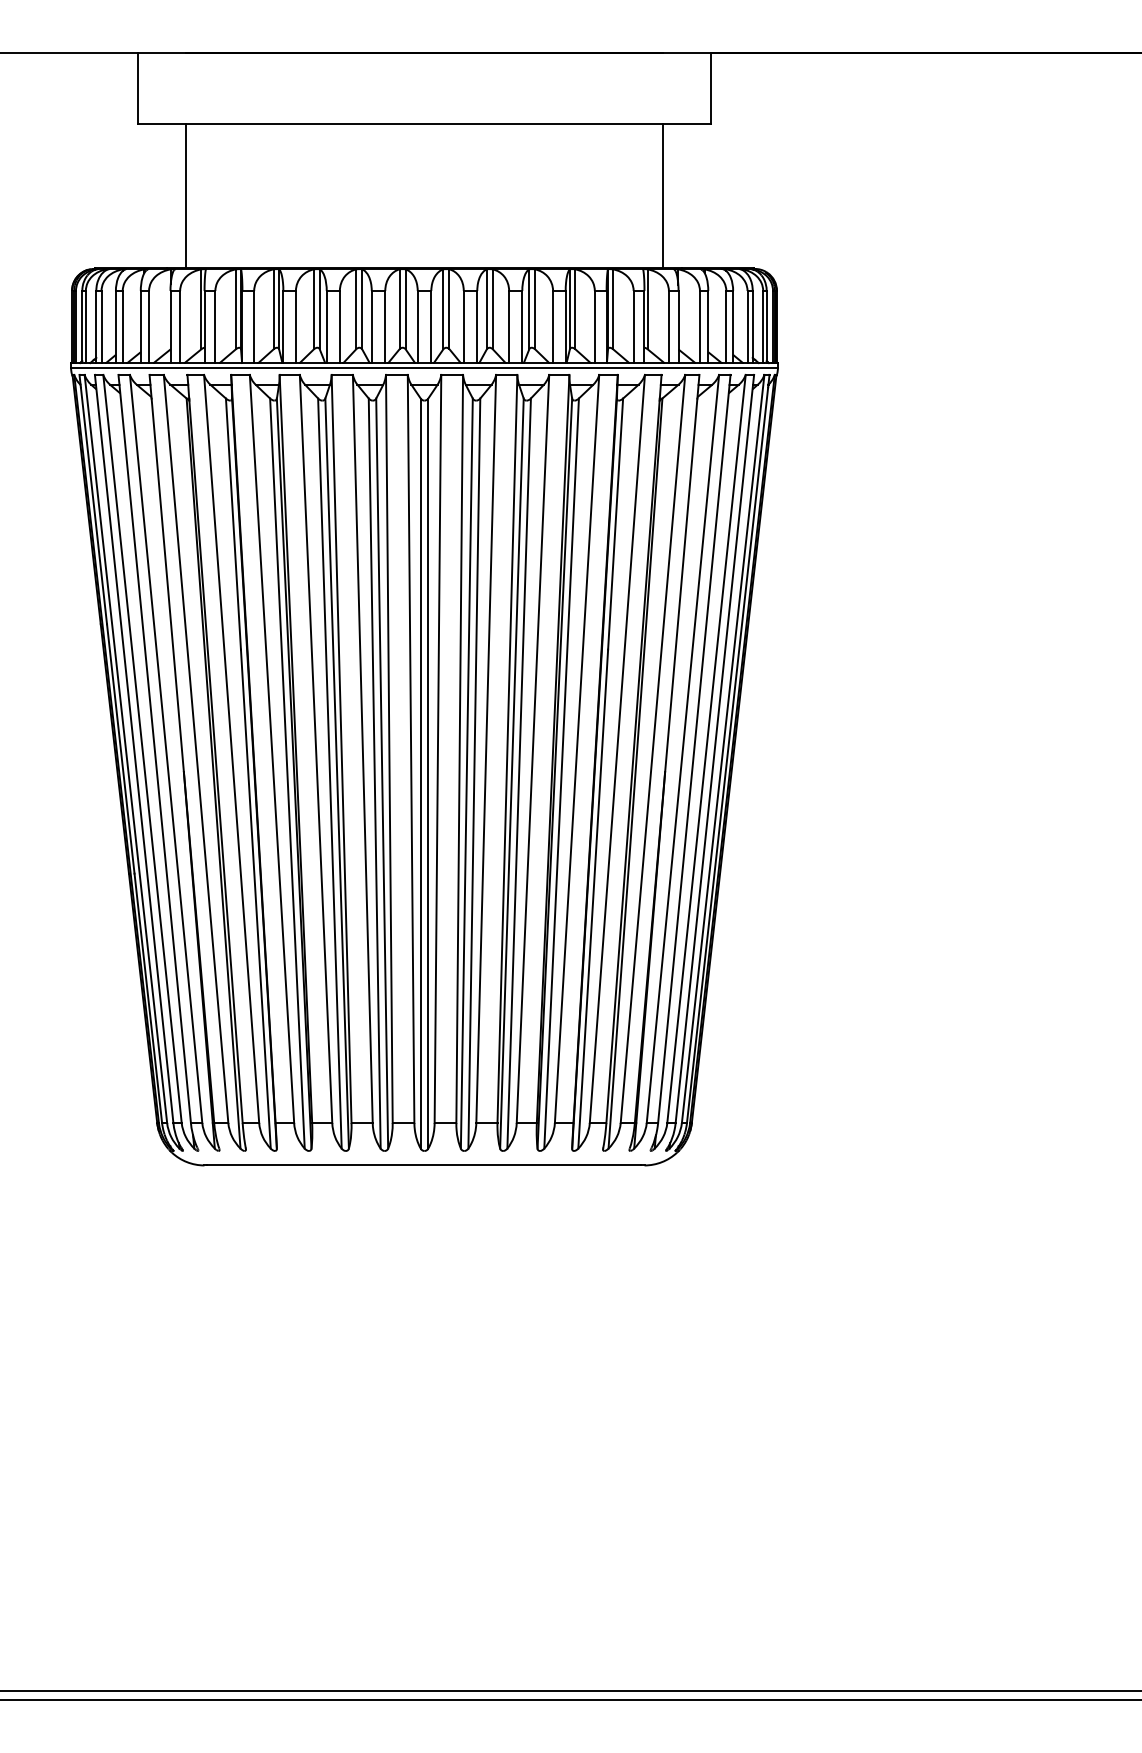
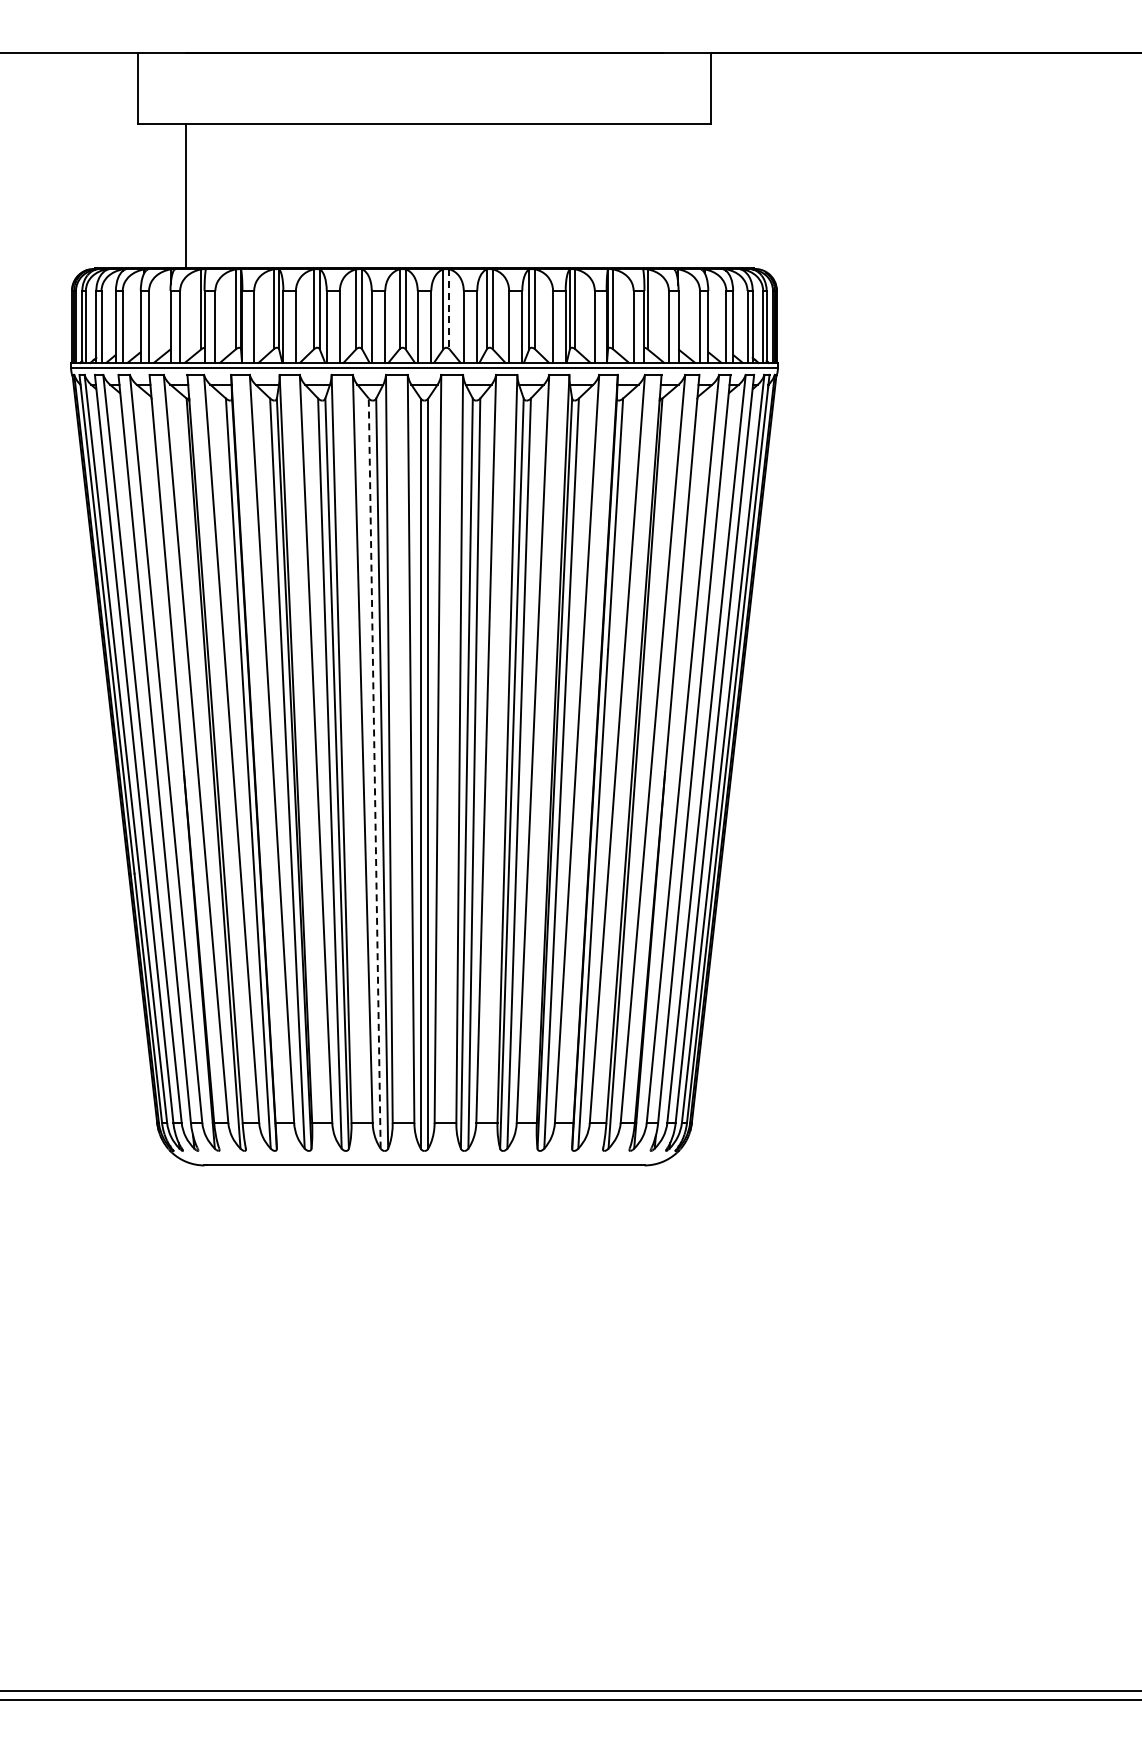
line: present -> none (663, 195)
line: solid -> dashed (449, 309)
line: solid -> dashed (374, 773)
